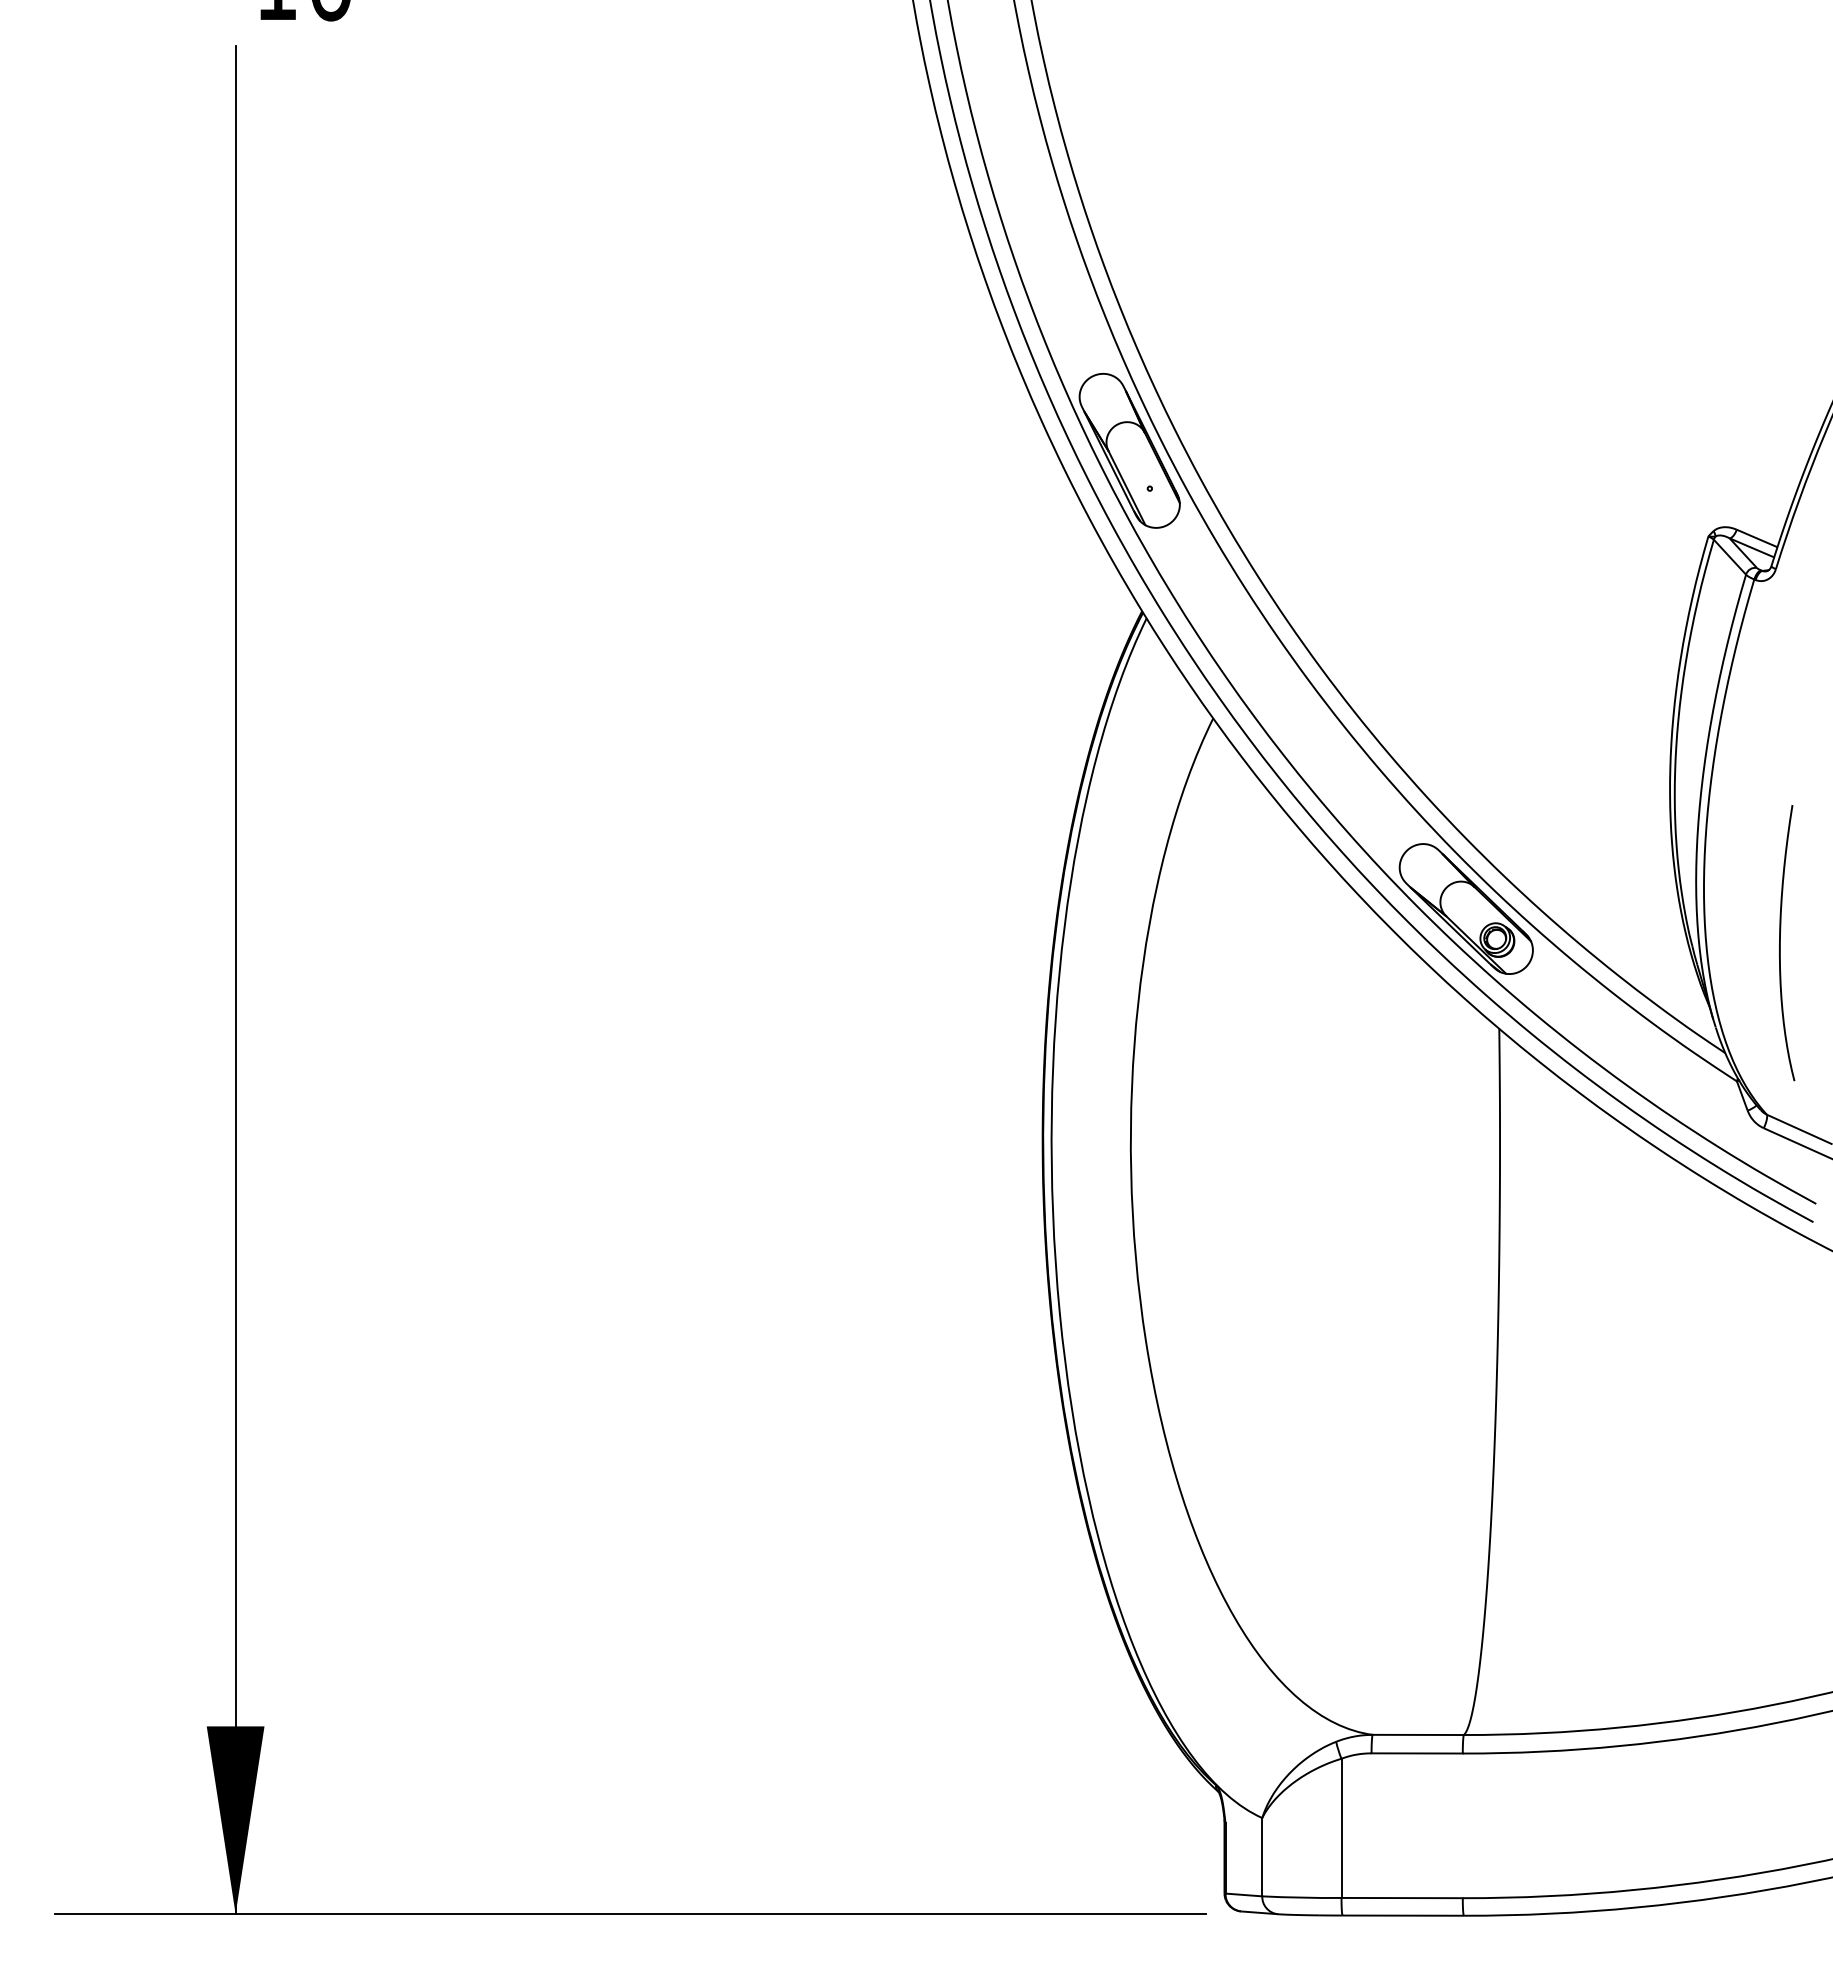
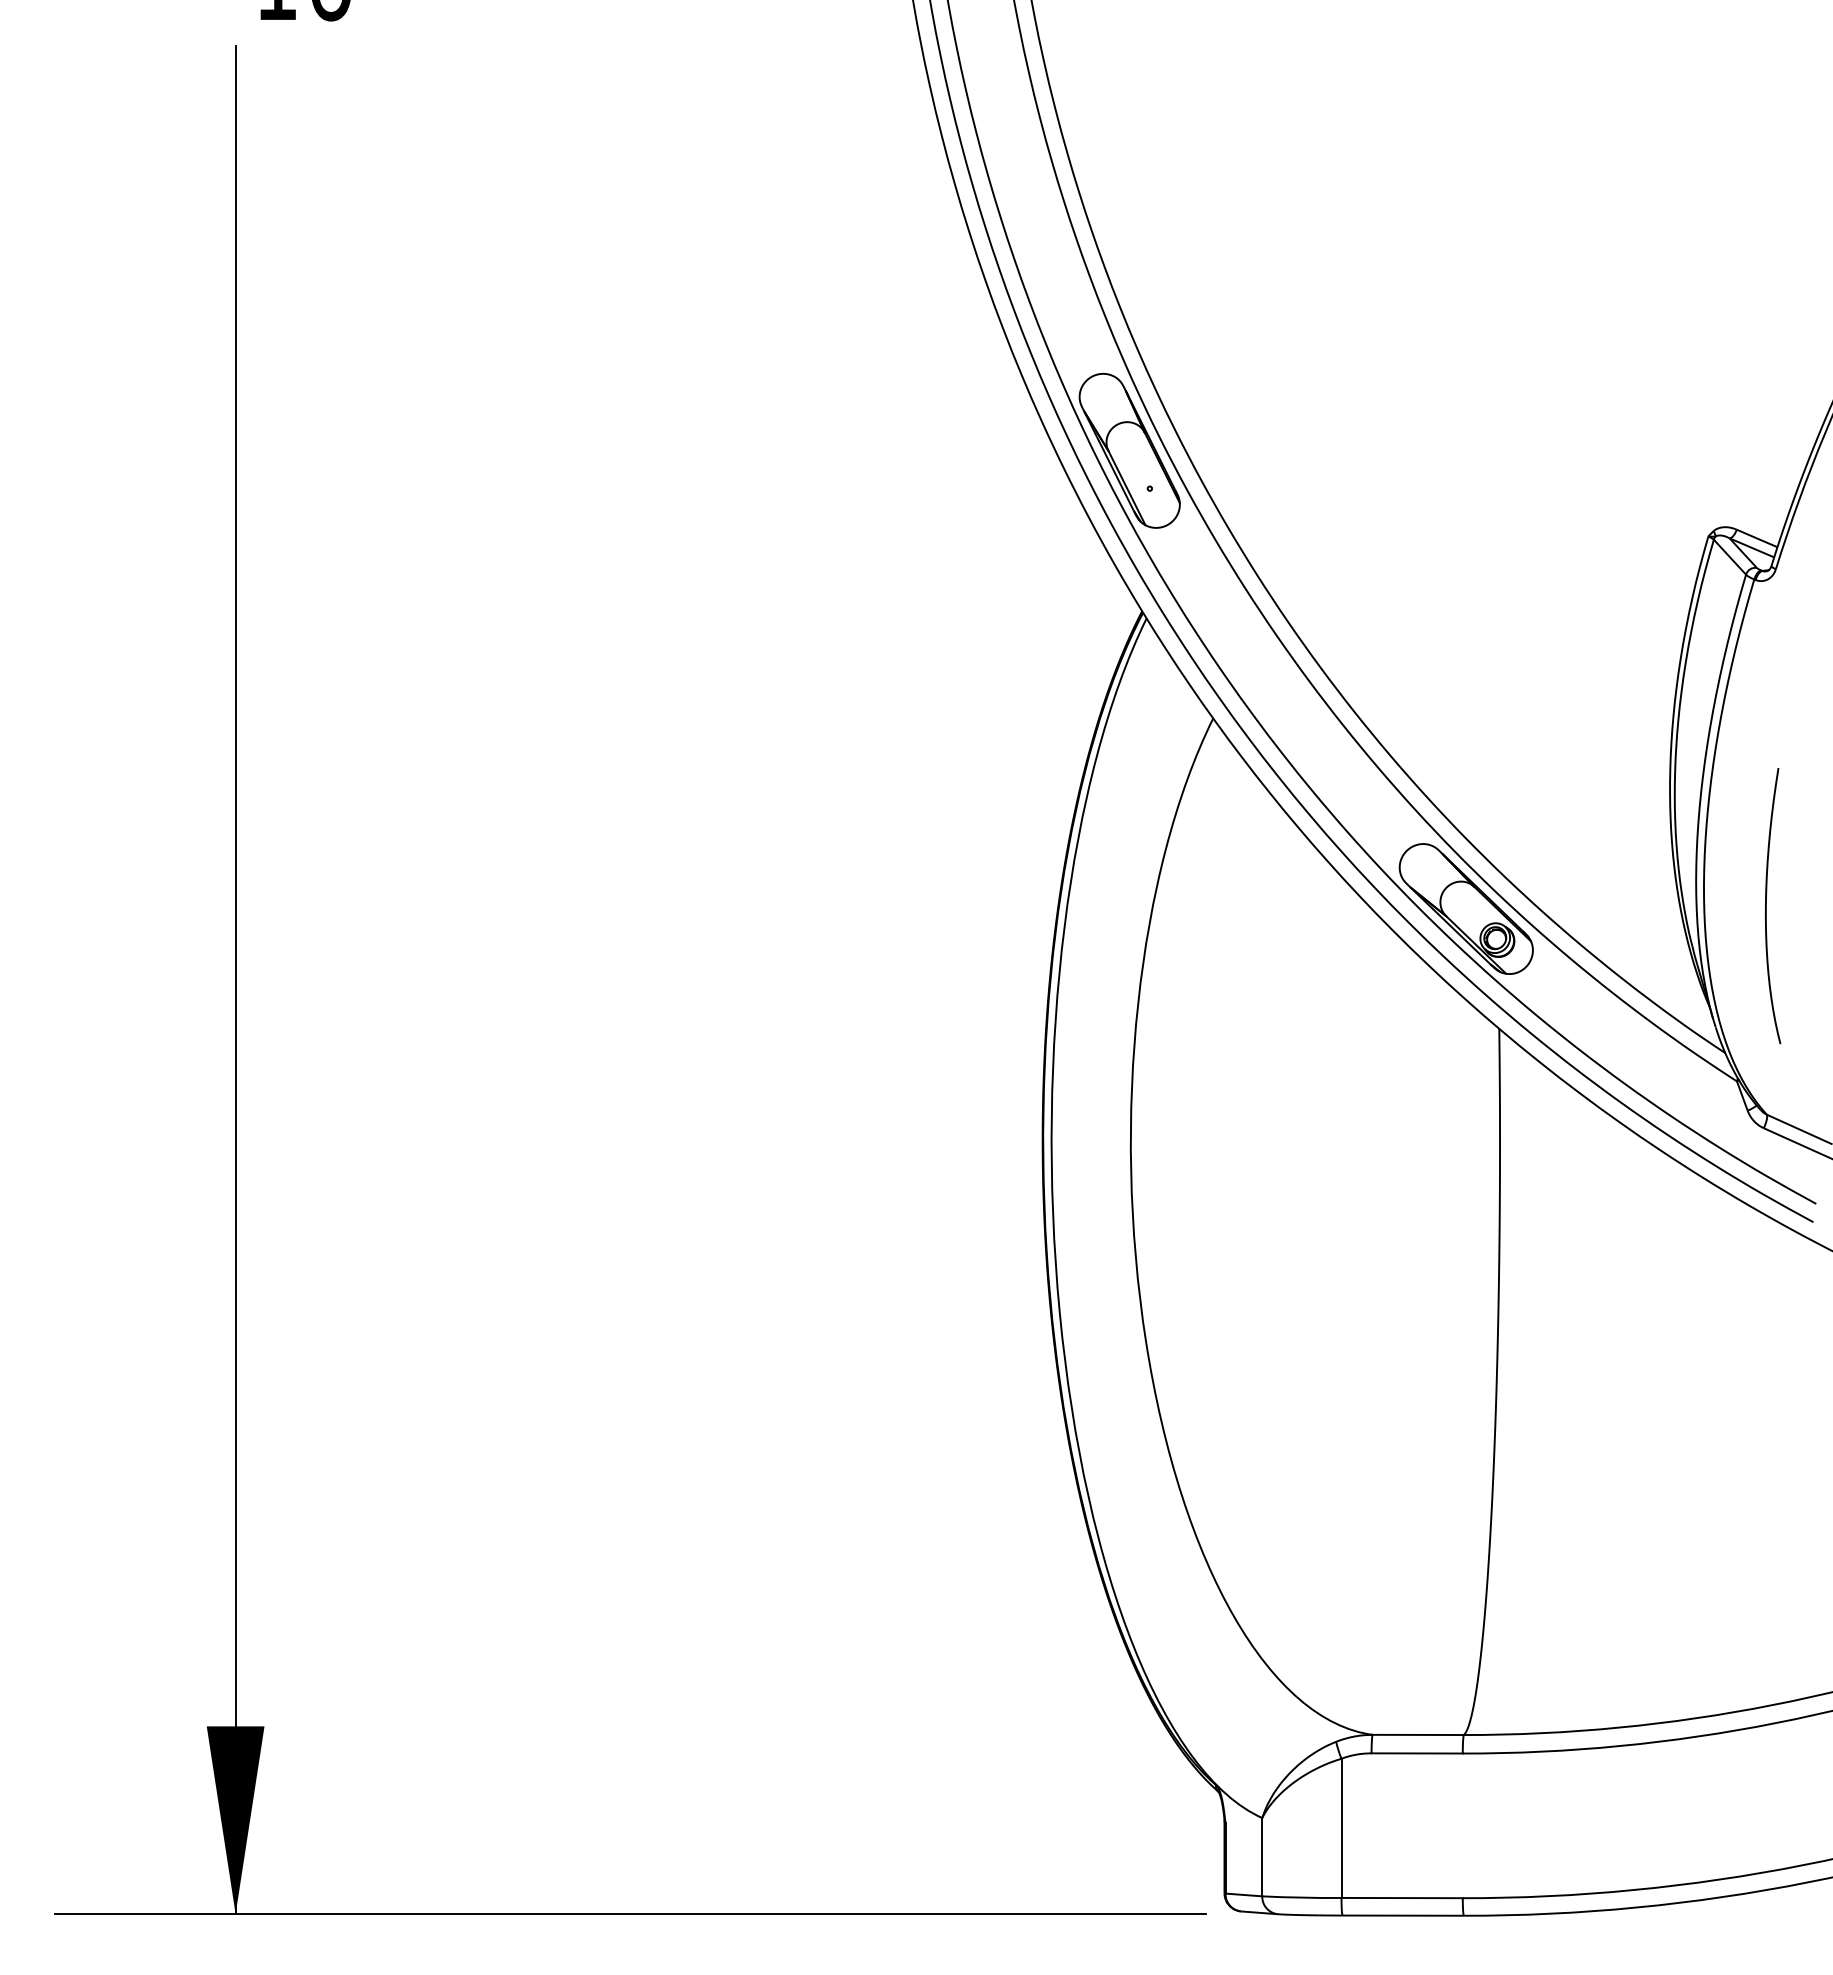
curve position: (1780, 943) -> (1766, 906) (1766, 906)
